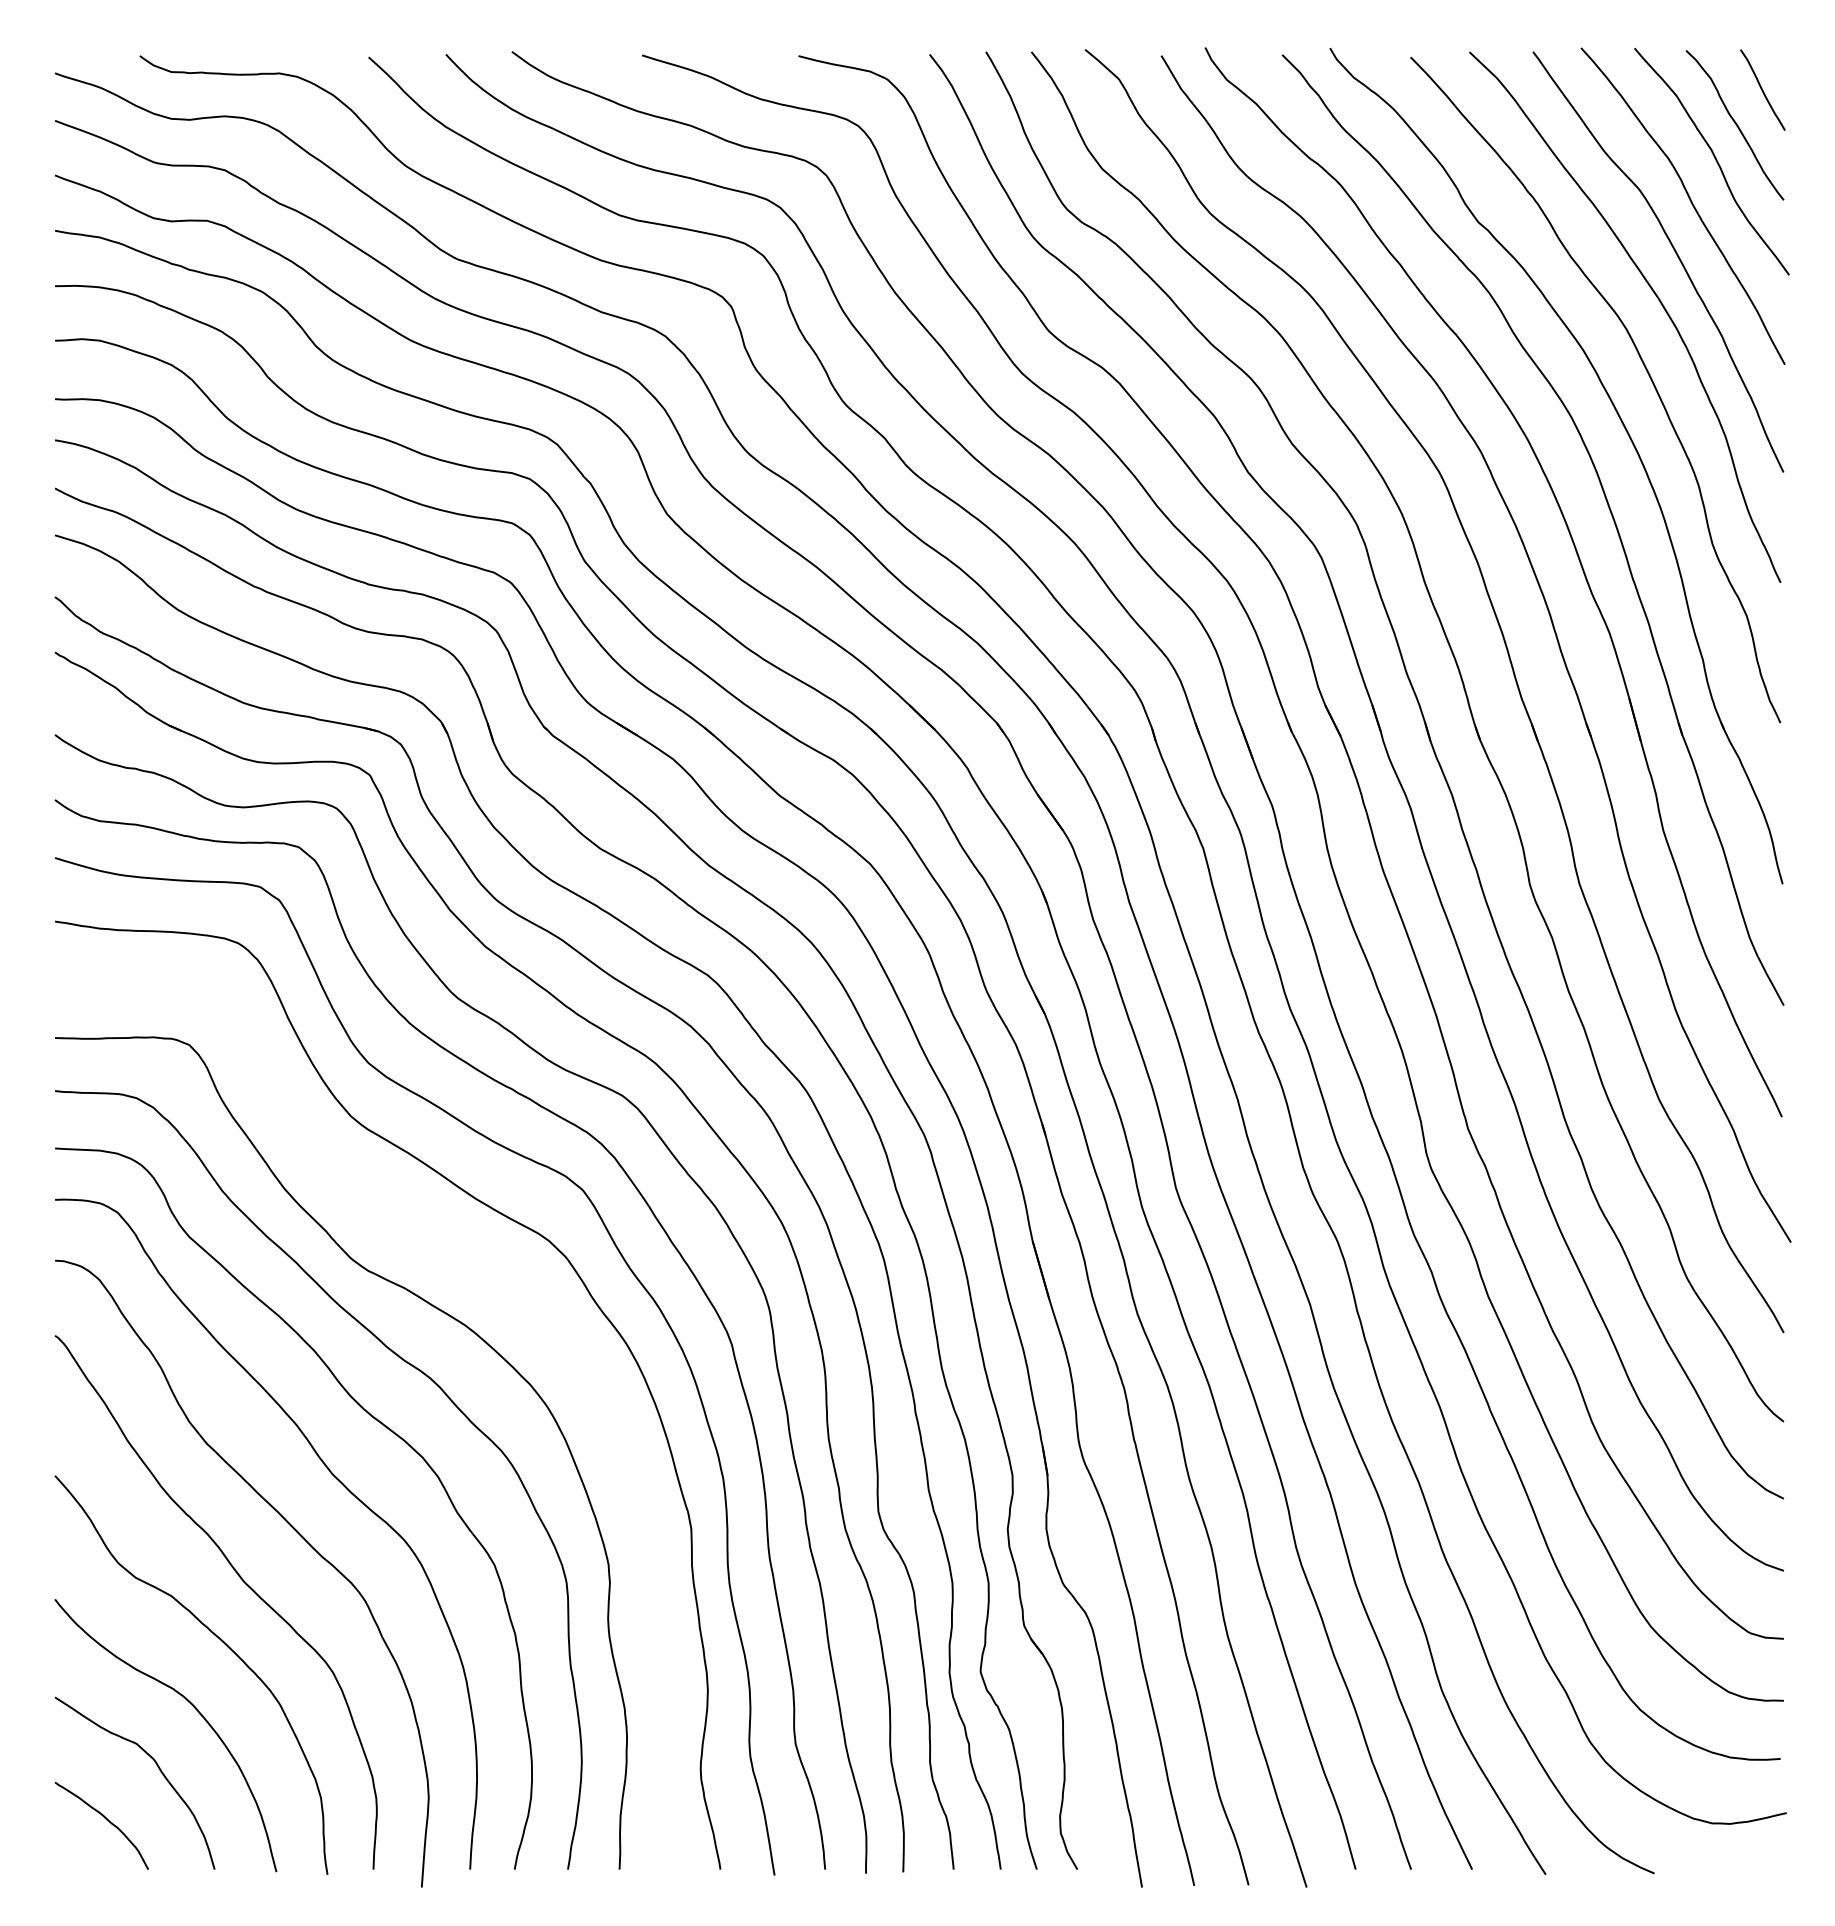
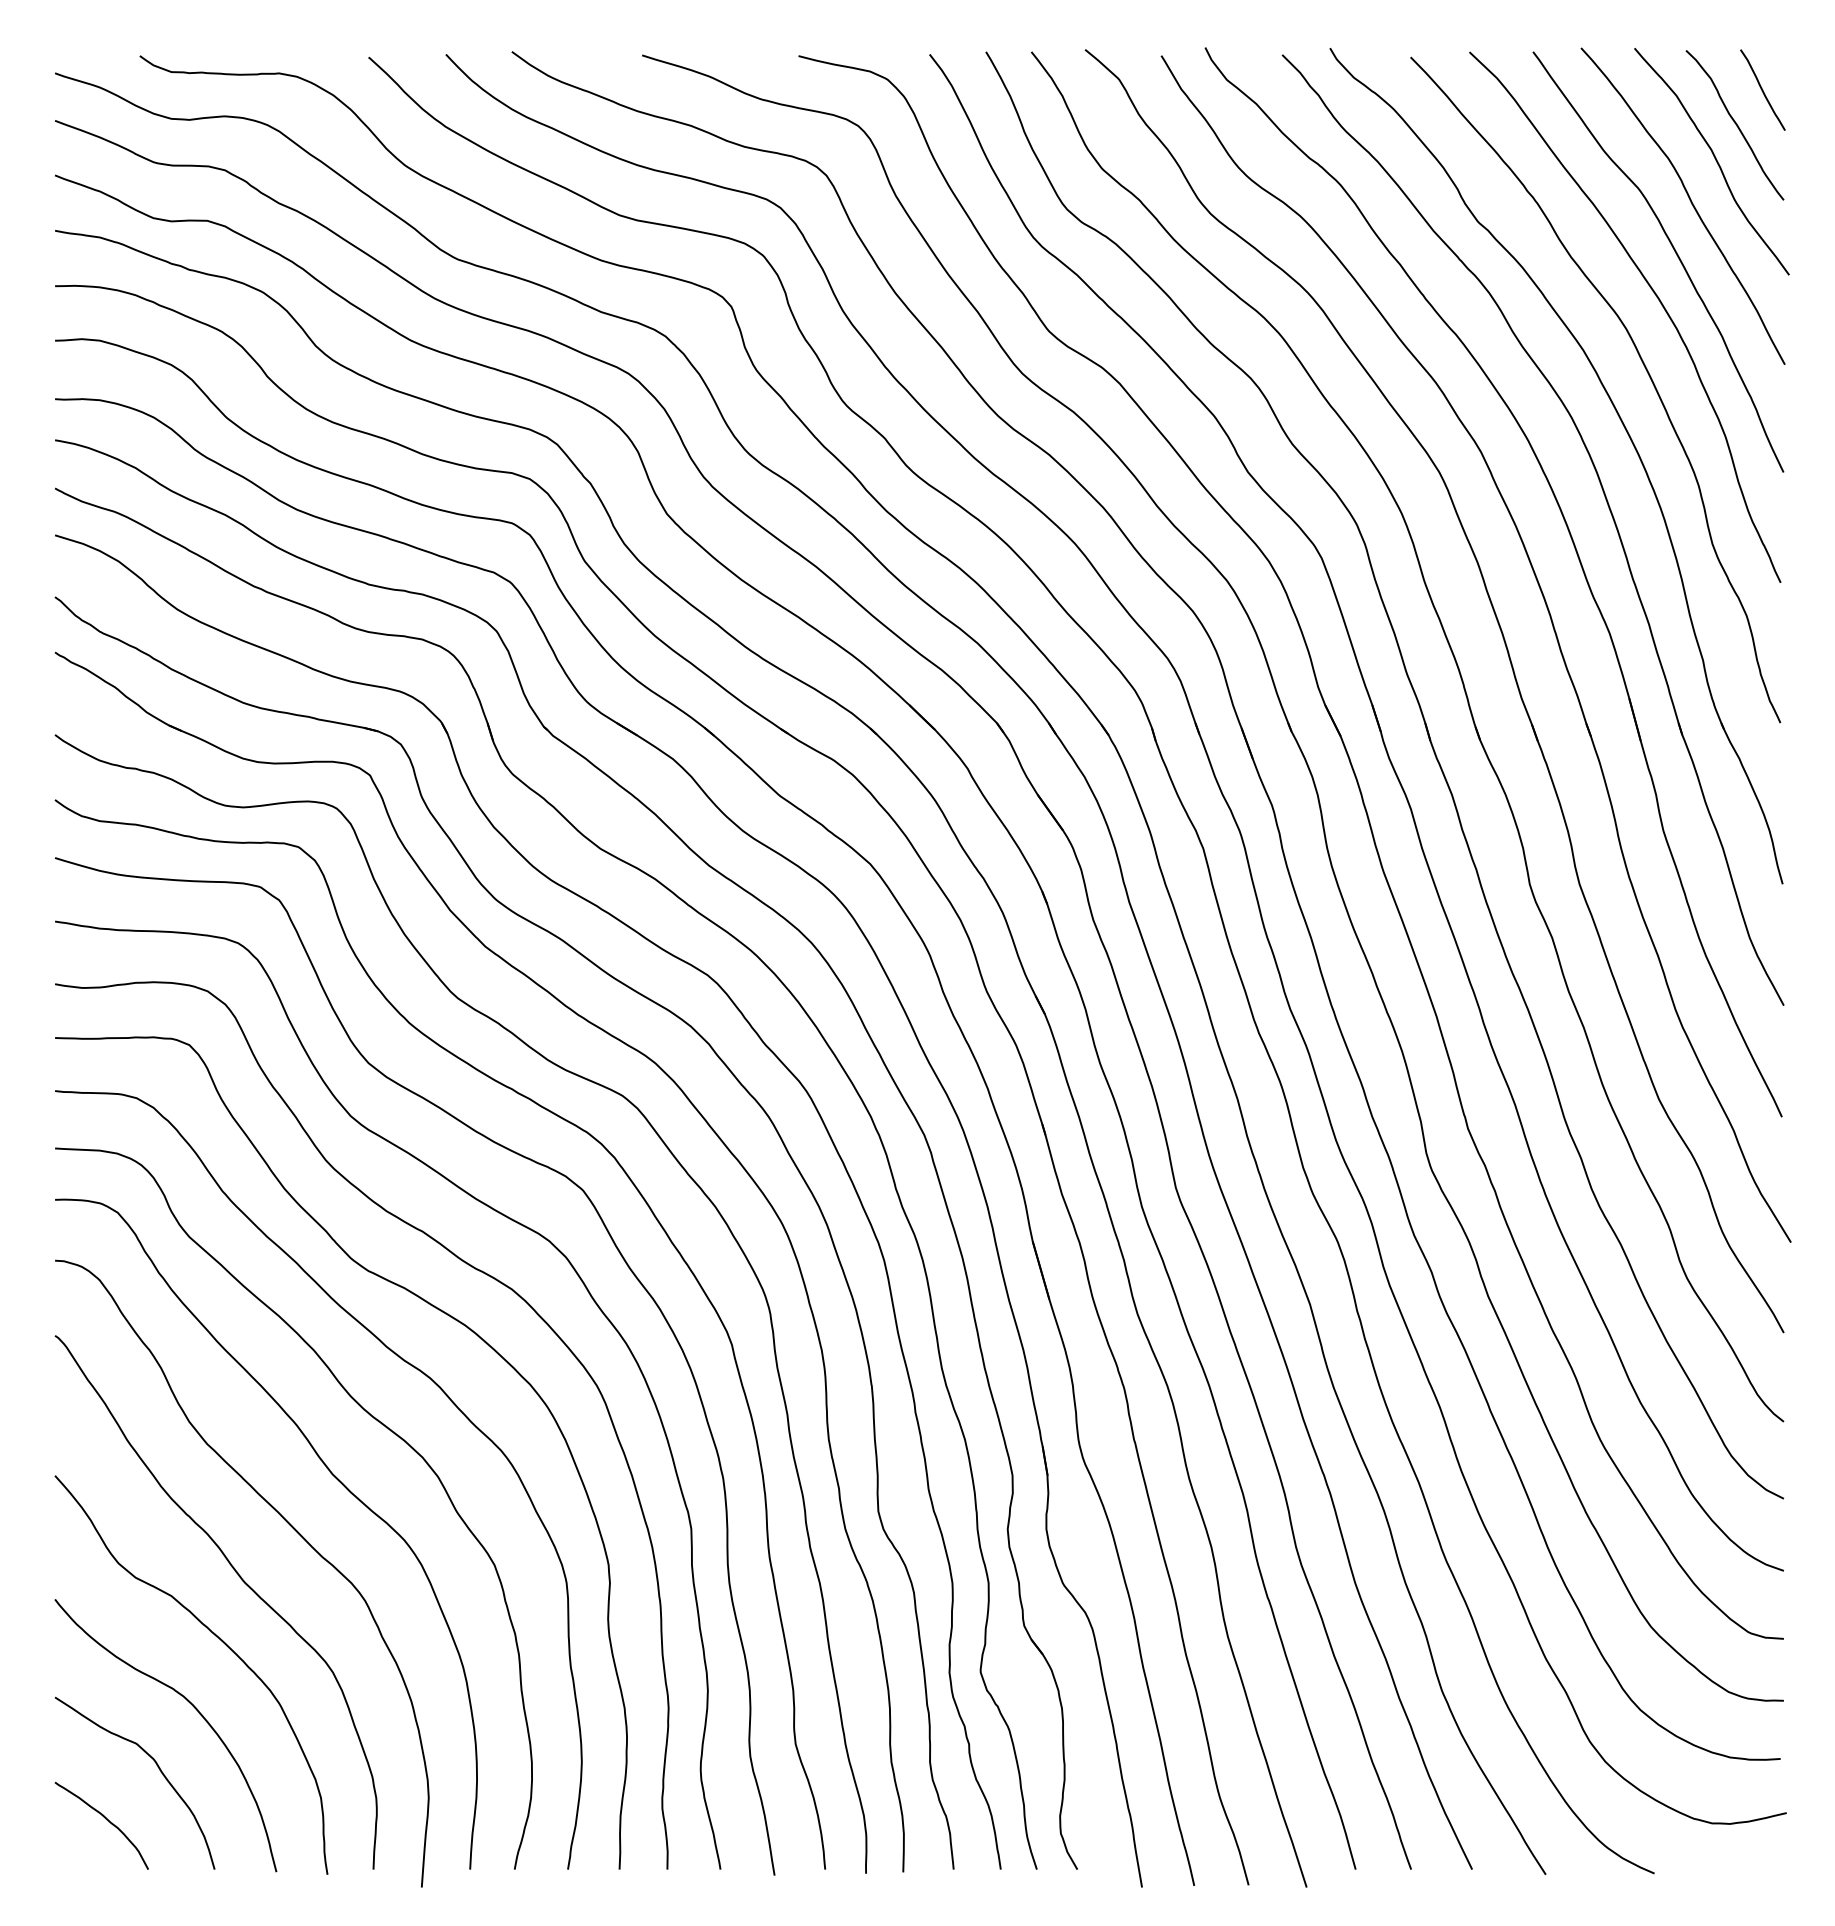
curve: none -> present (466, 1264)
